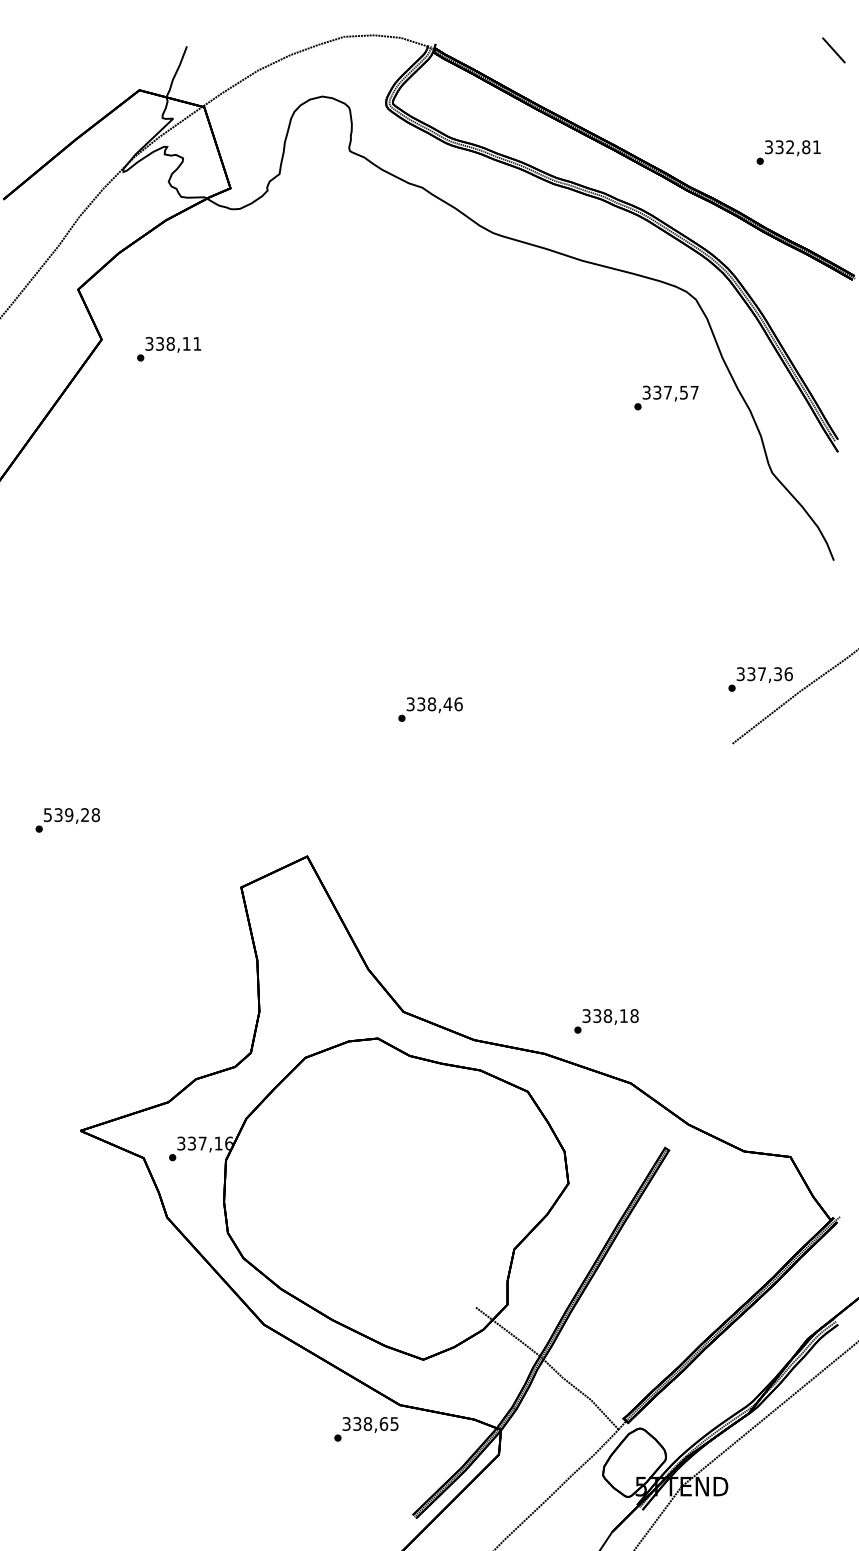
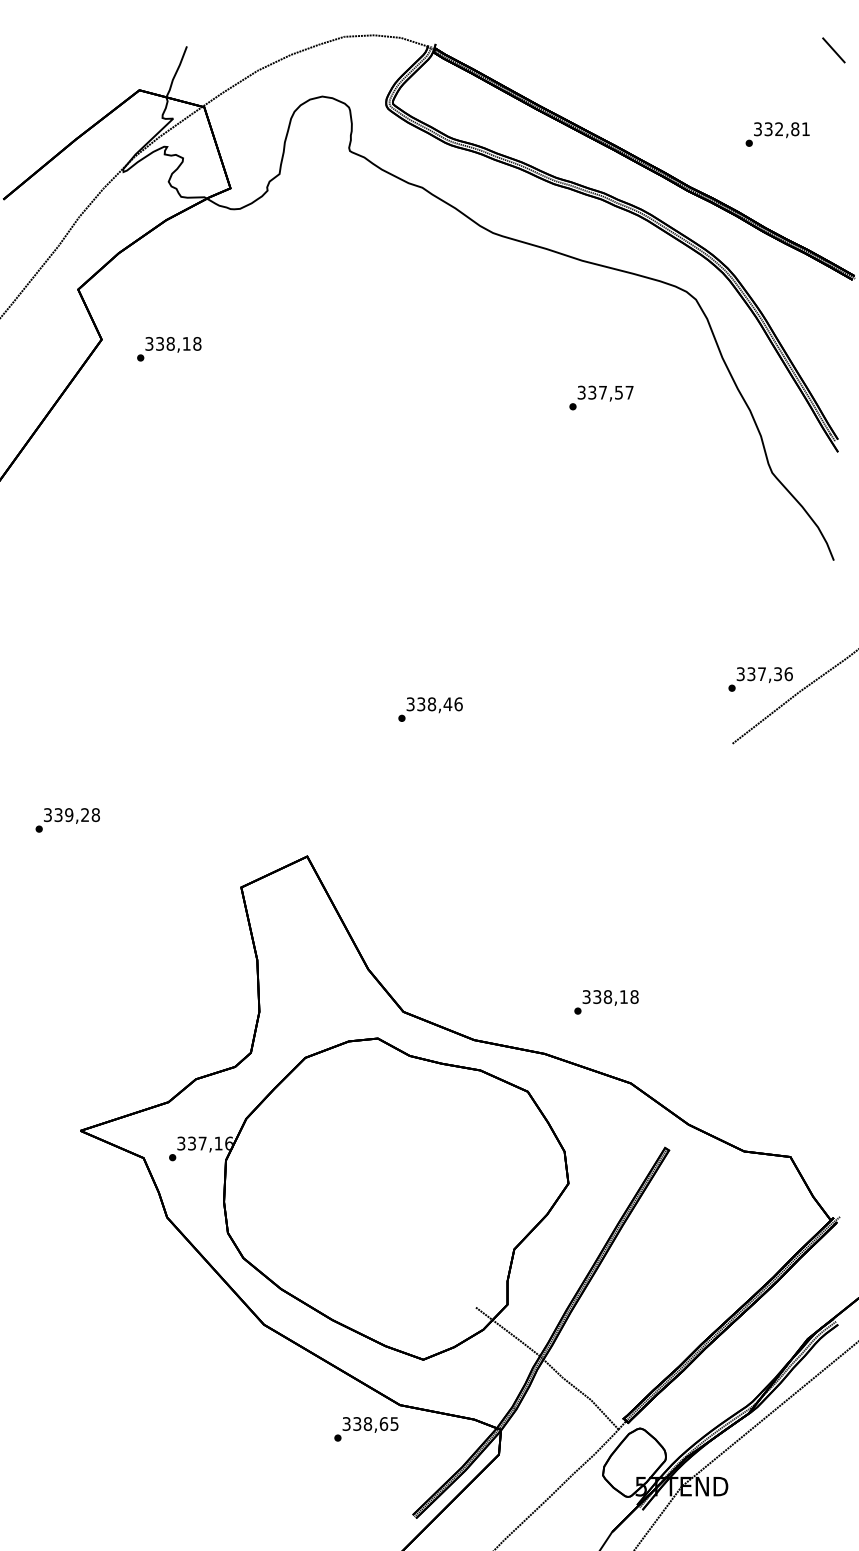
text position: (788, 152) -> (777, 134) (777, 134)
text: 338,11 -> 338,18 (197, 343)
text position: (666, 397) -> (601, 397) (601, 397)
text: 539,28 -> 339,28 (47, 814)
text position: (606, 1021) -> (606, 1002) (606, 1002)
